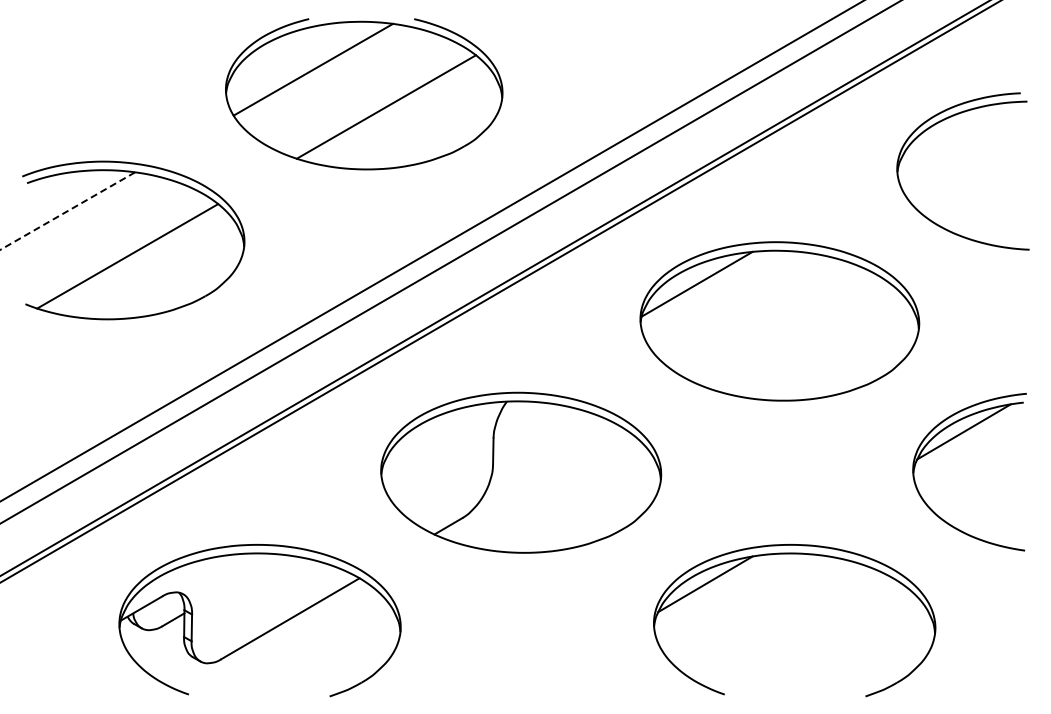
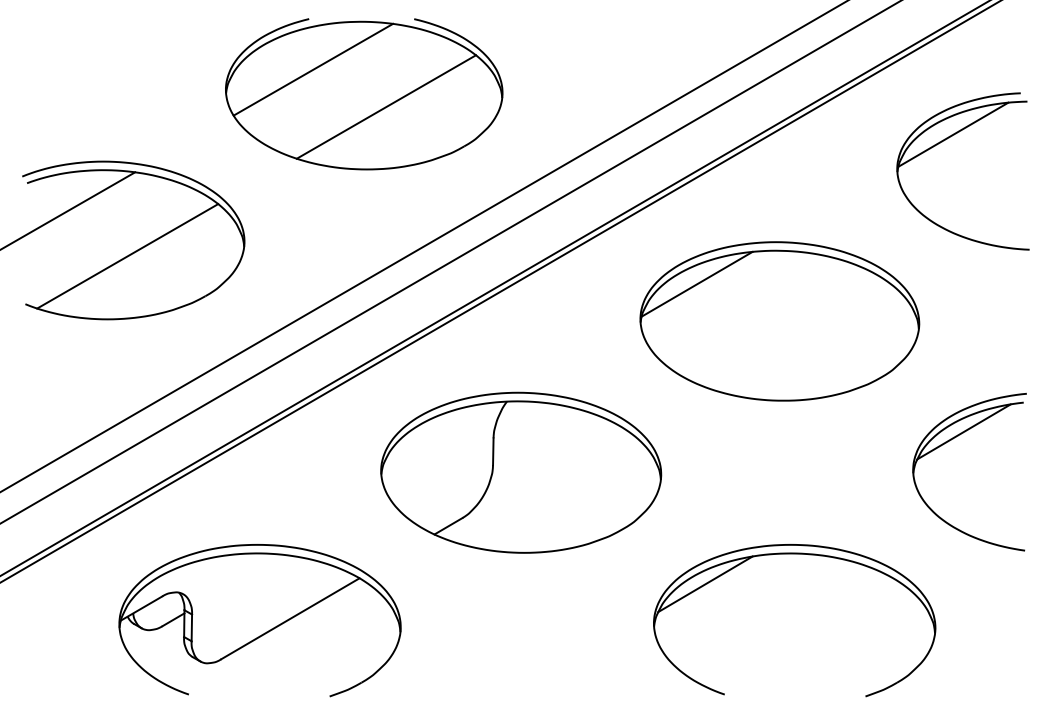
line: none -> present (953, 134)
line: dashed -> solid (67, 211)
line position: (431, 251) -> (423, 246) (423, 246)
